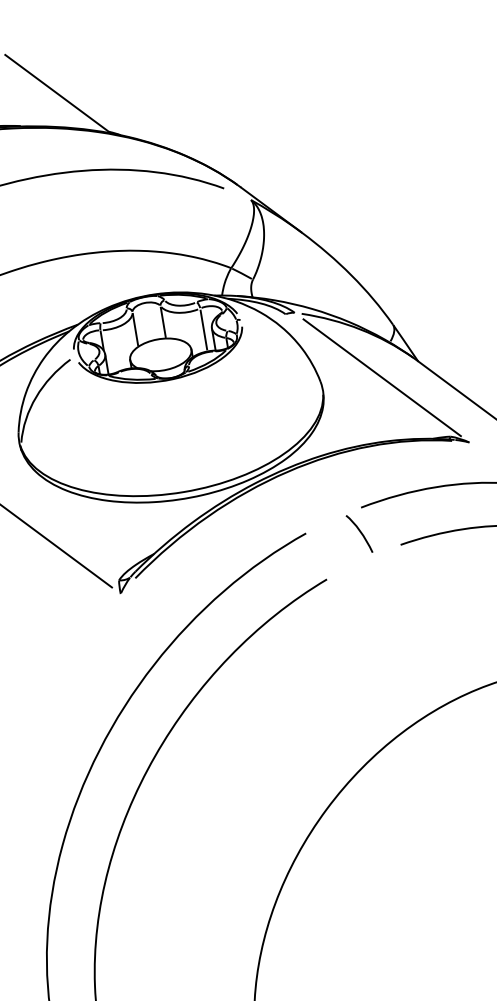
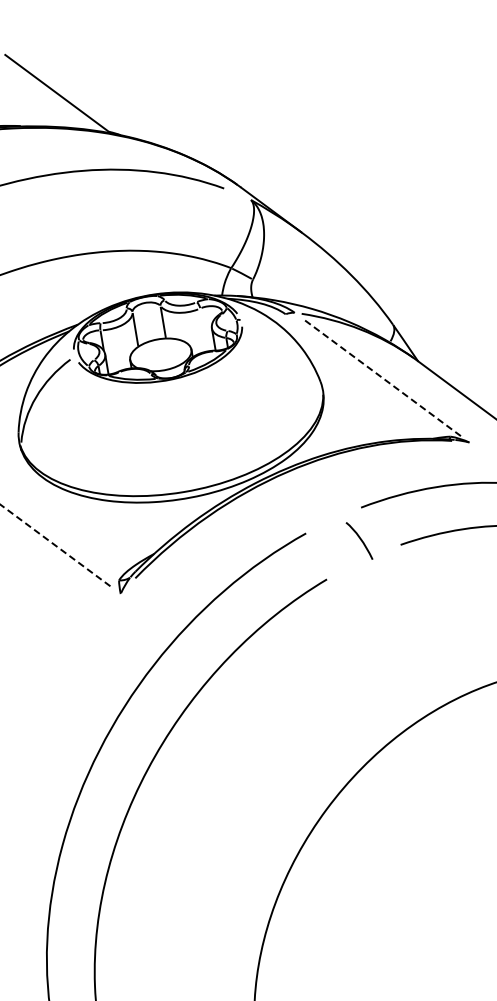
line: present -> none (203, 329)
line: solid -> dashed (382, 377)
curve position: (359, 532) -> (359, 539) (359, 539)
line: solid -> dashed (56, 546)
